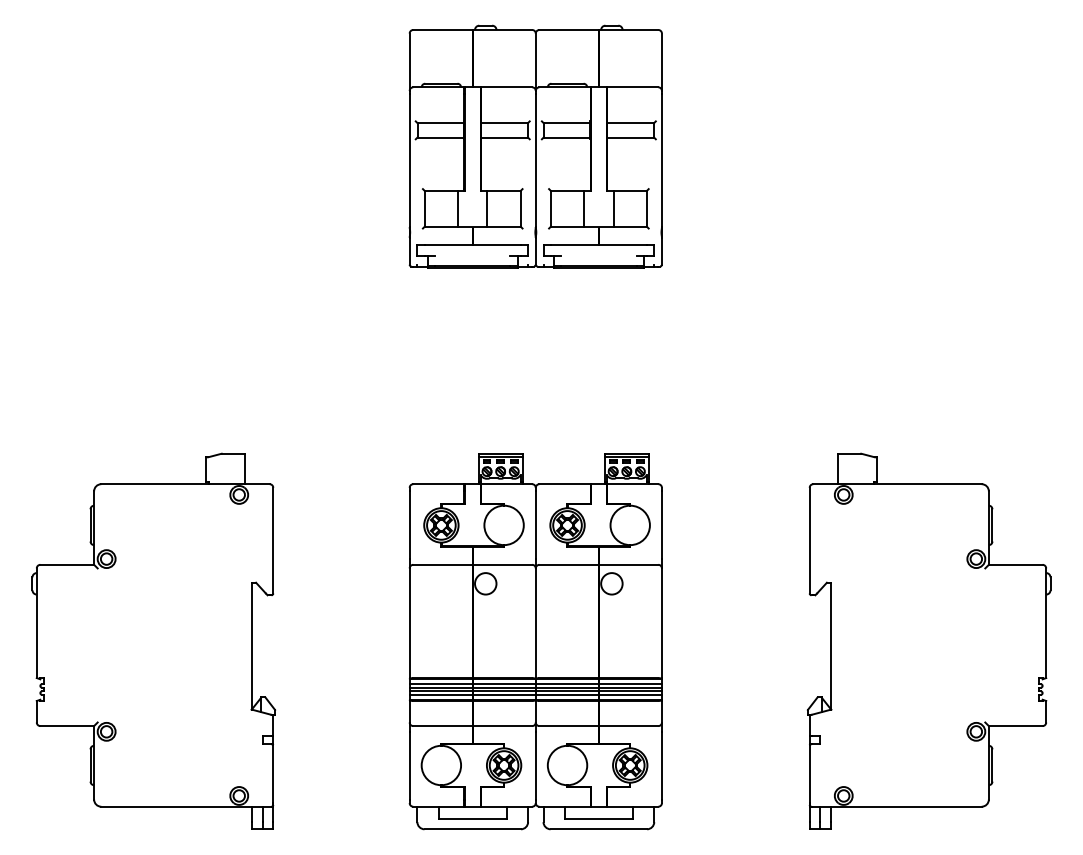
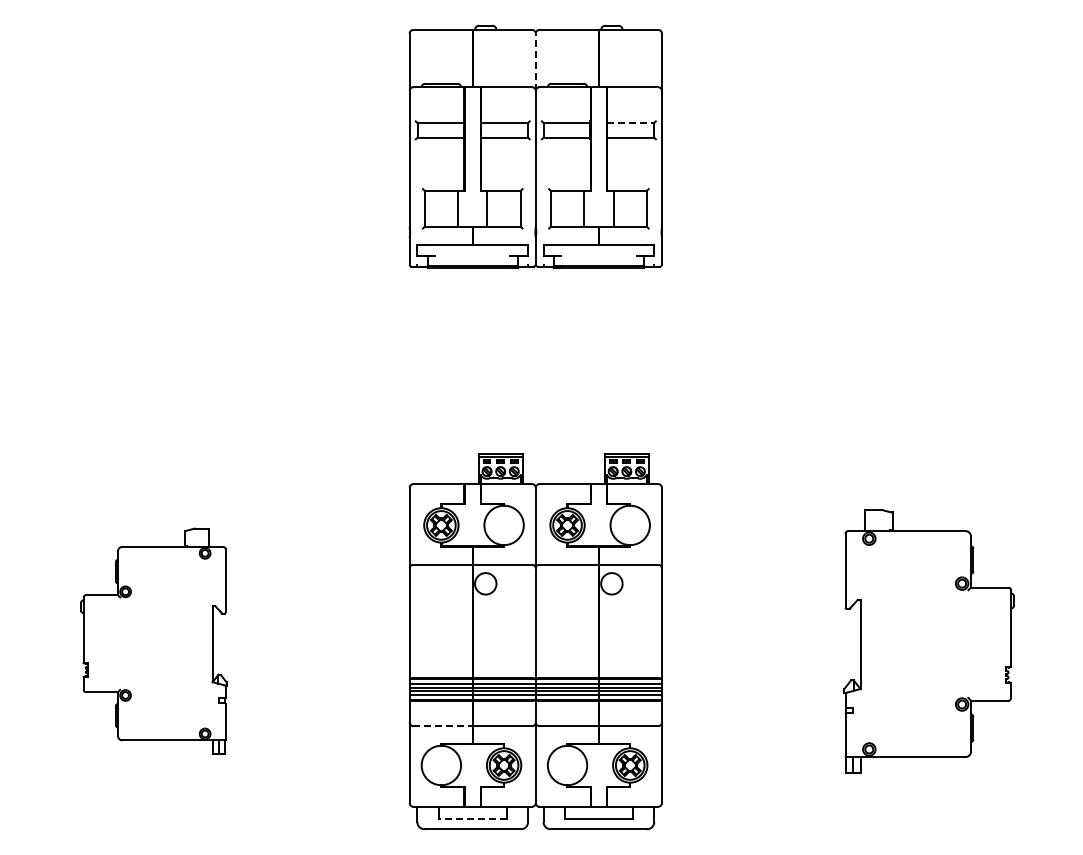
line: solid -> dashed (535, 62)
line: solid -> dashed (631, 123)
part size: 246x378 px -> 148x228 px (153, 640)
part size: 246x378 px -> 172x265 px (928, 641)
line: solid -> dashed (442, 726)
line: solid -> dashed (472, 818)
